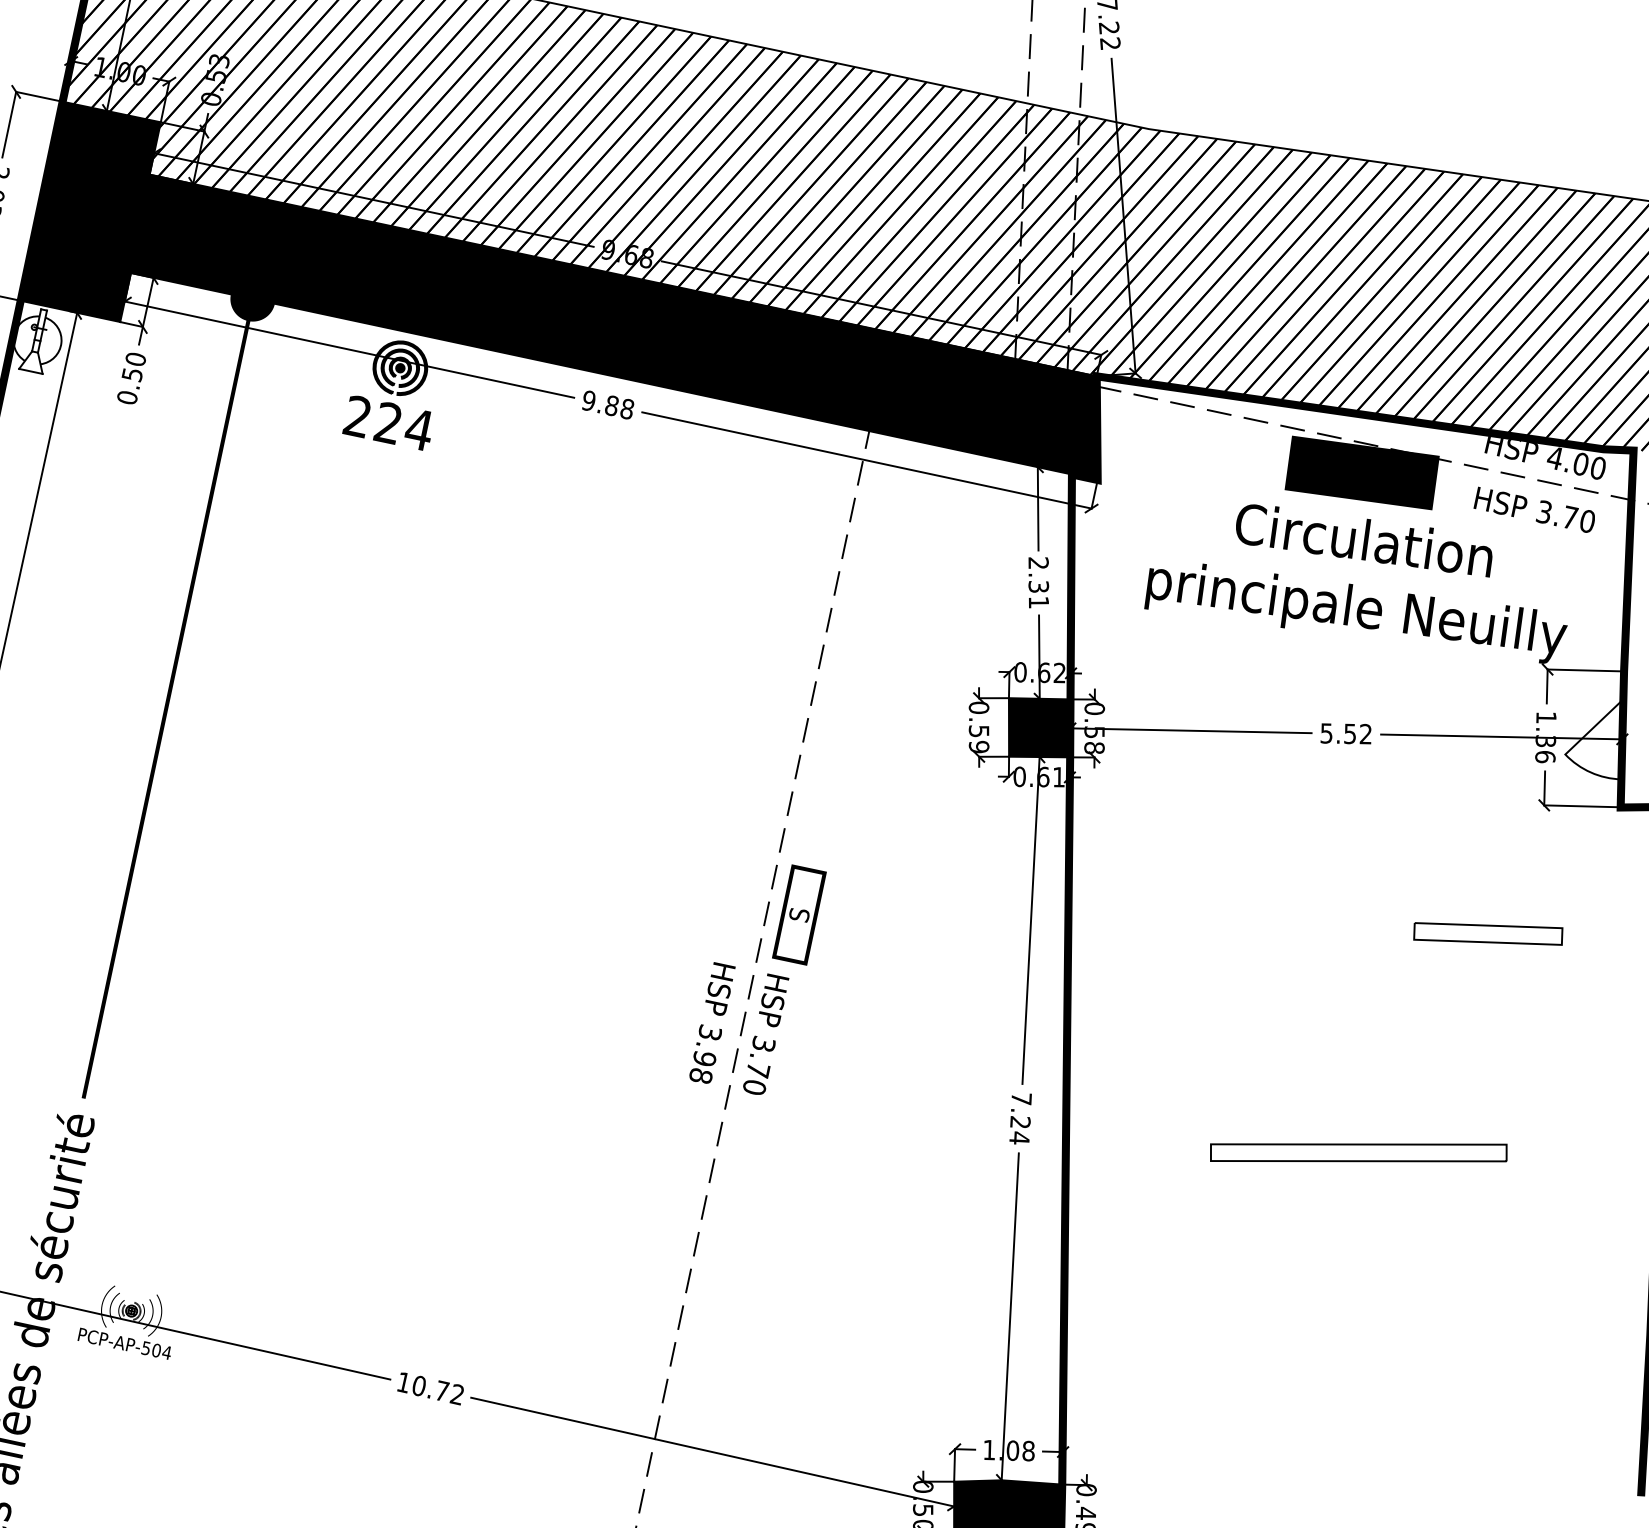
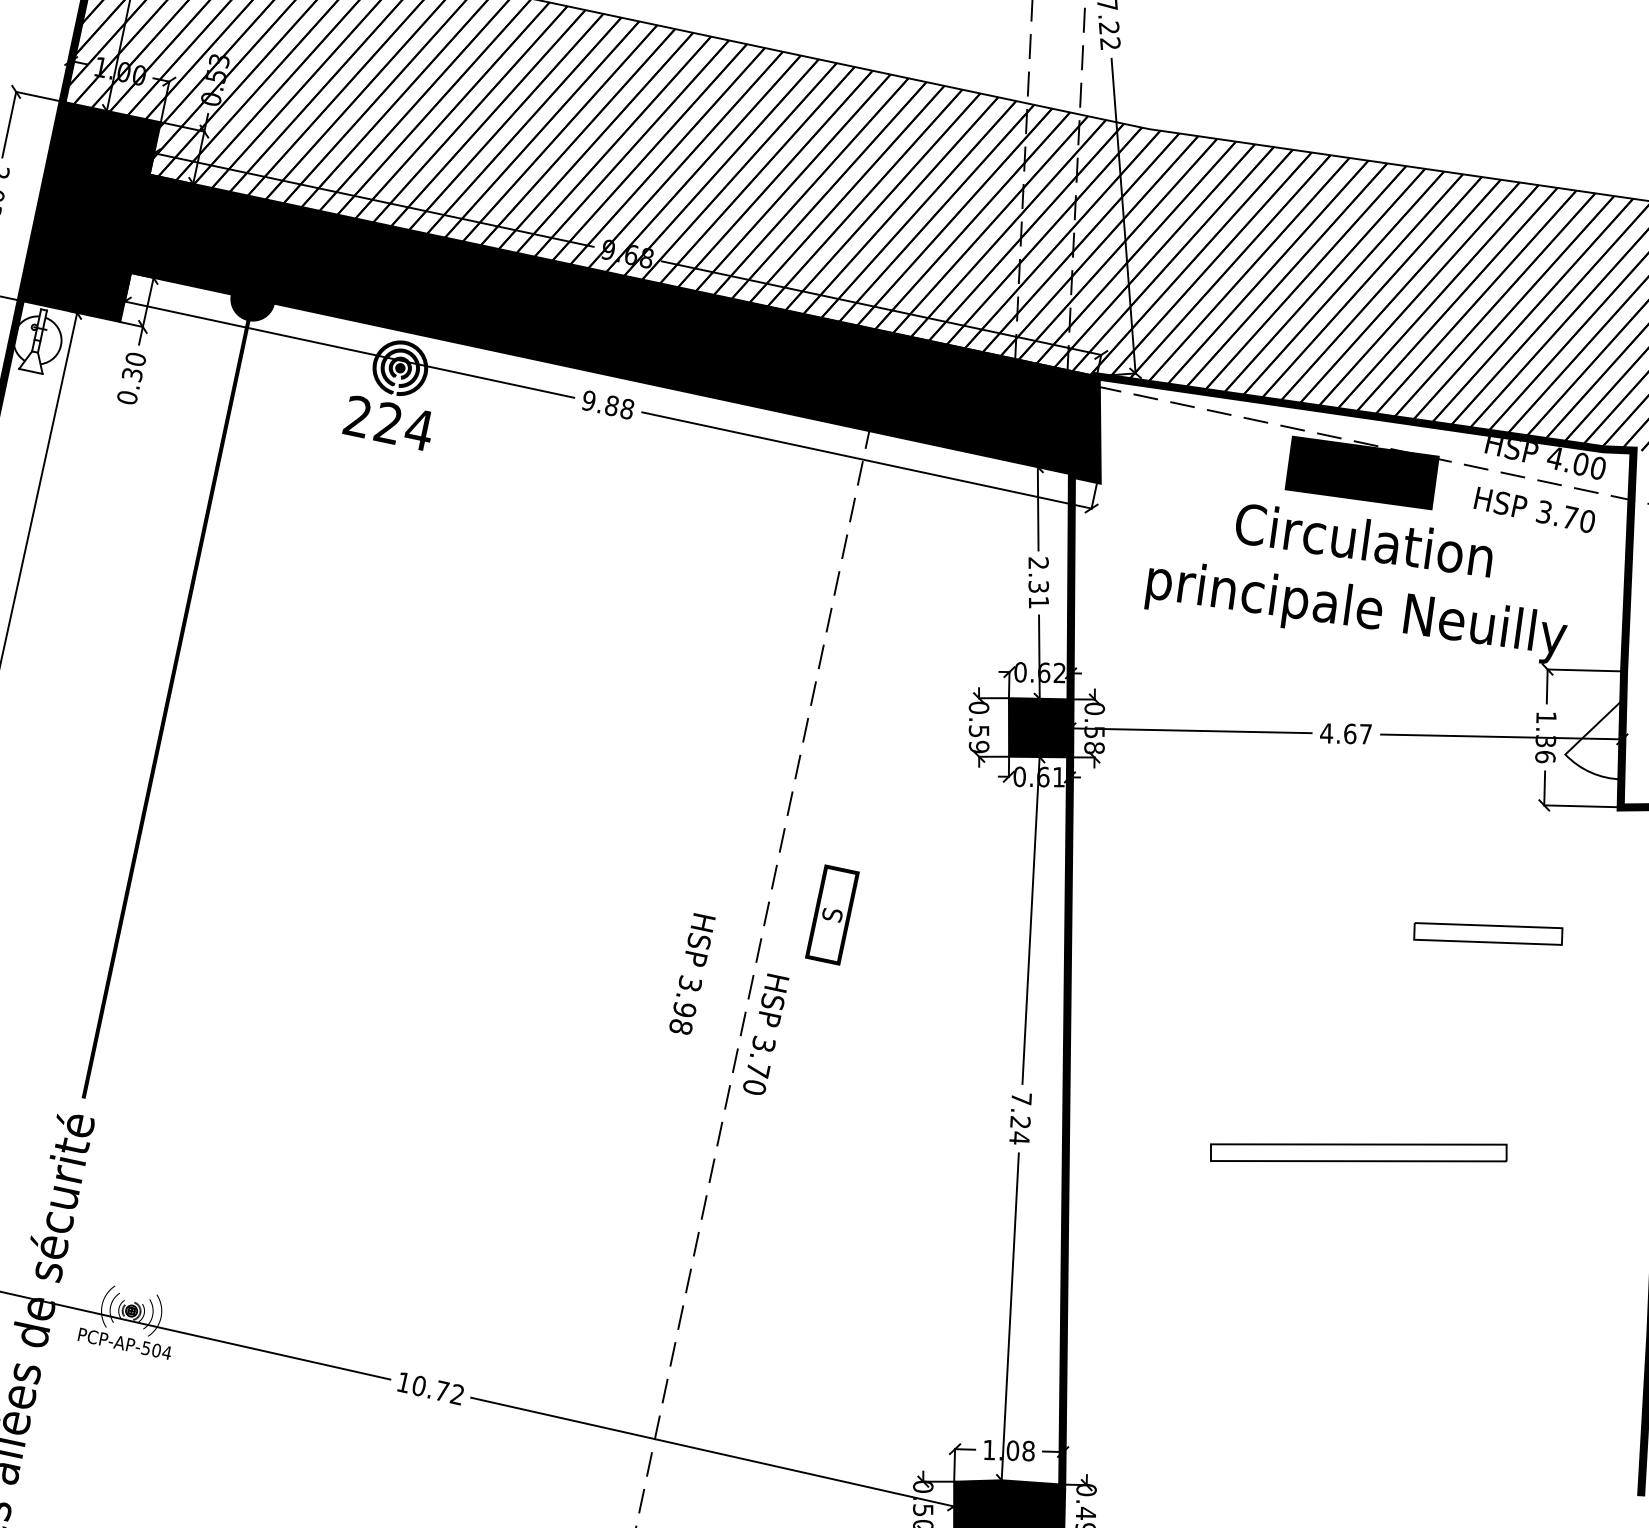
text: 0.50 -> 0.30 (131, 373)
text: 5.52 -> 4.67 (1345, 733)
text position: (799, 914) -> (832, 914) (832, 914)
text position: (712, 1022) -> (692, 973) (692, 973)
